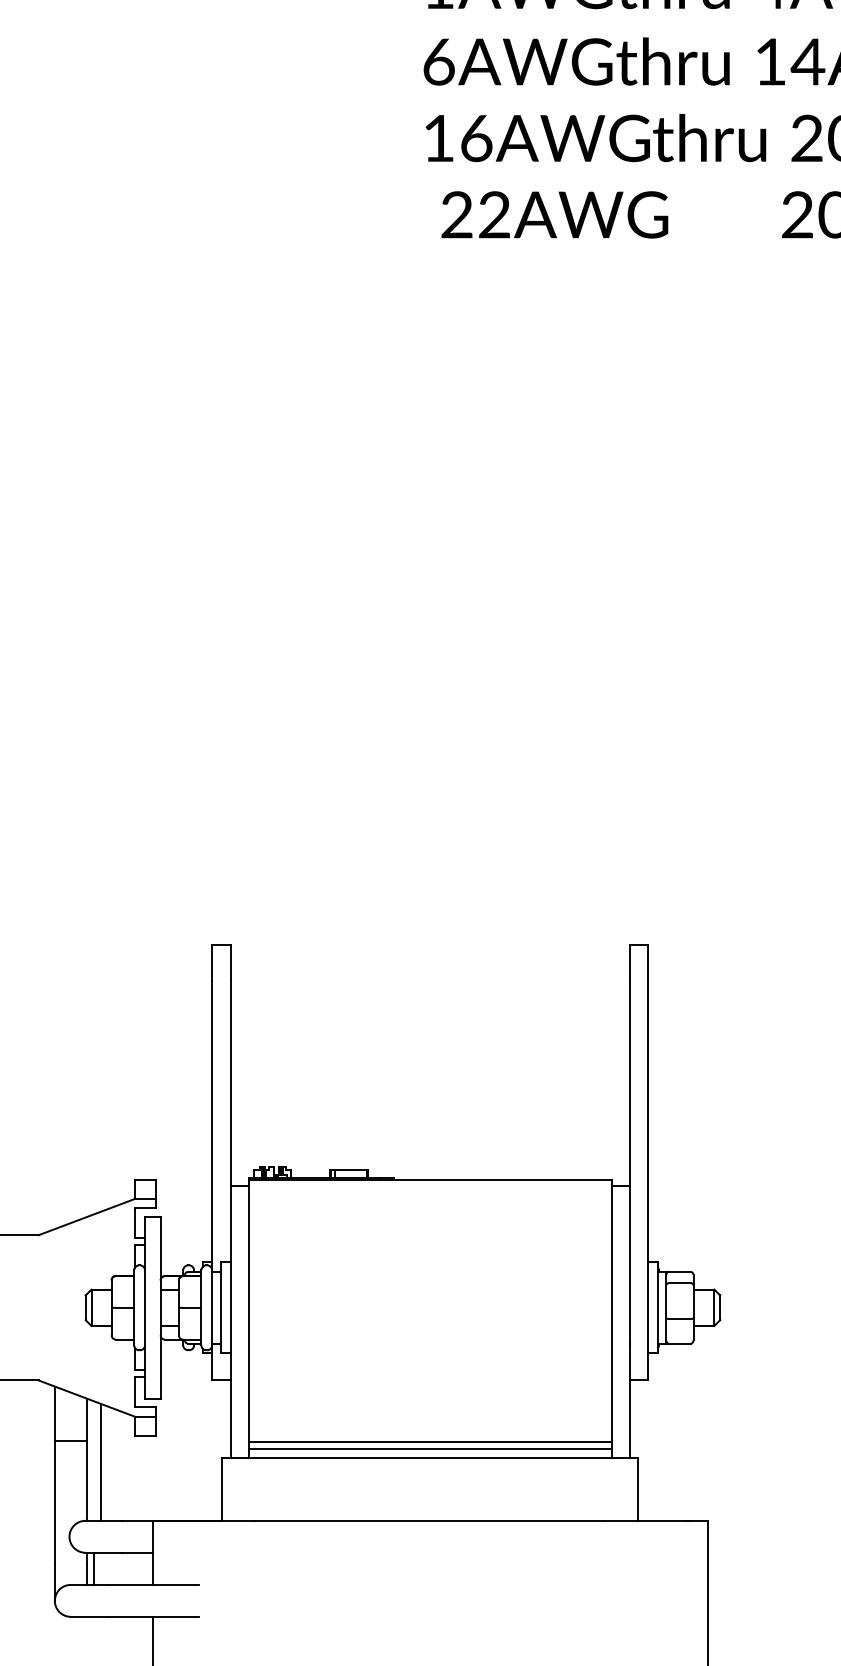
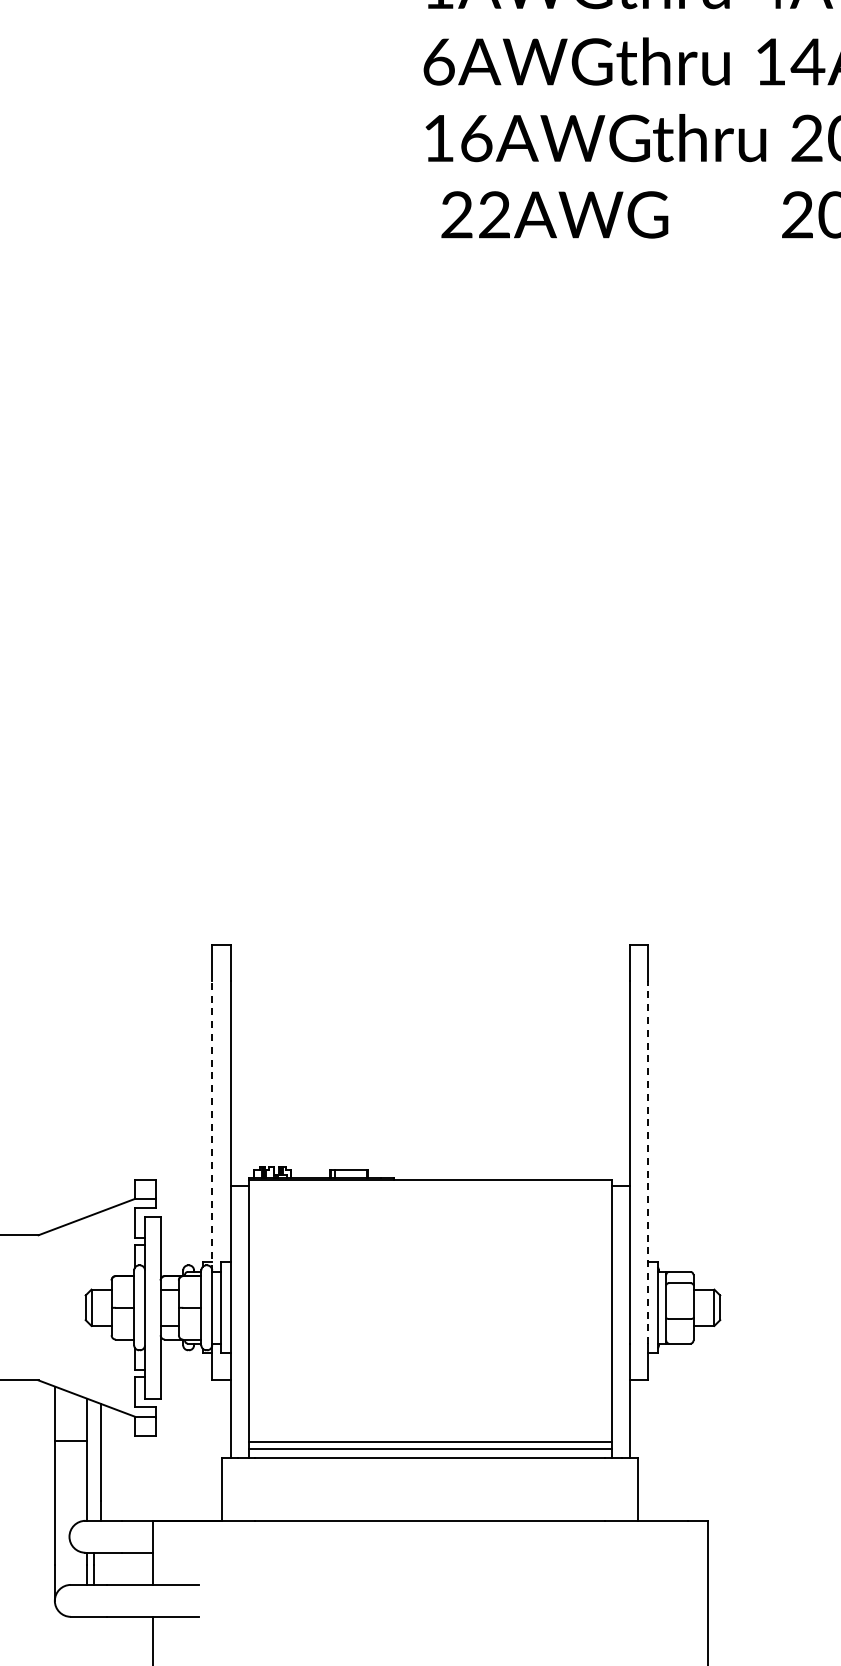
line: solid -> dashed (212, 1125)
line: solid -> dashed (647, 1162)
